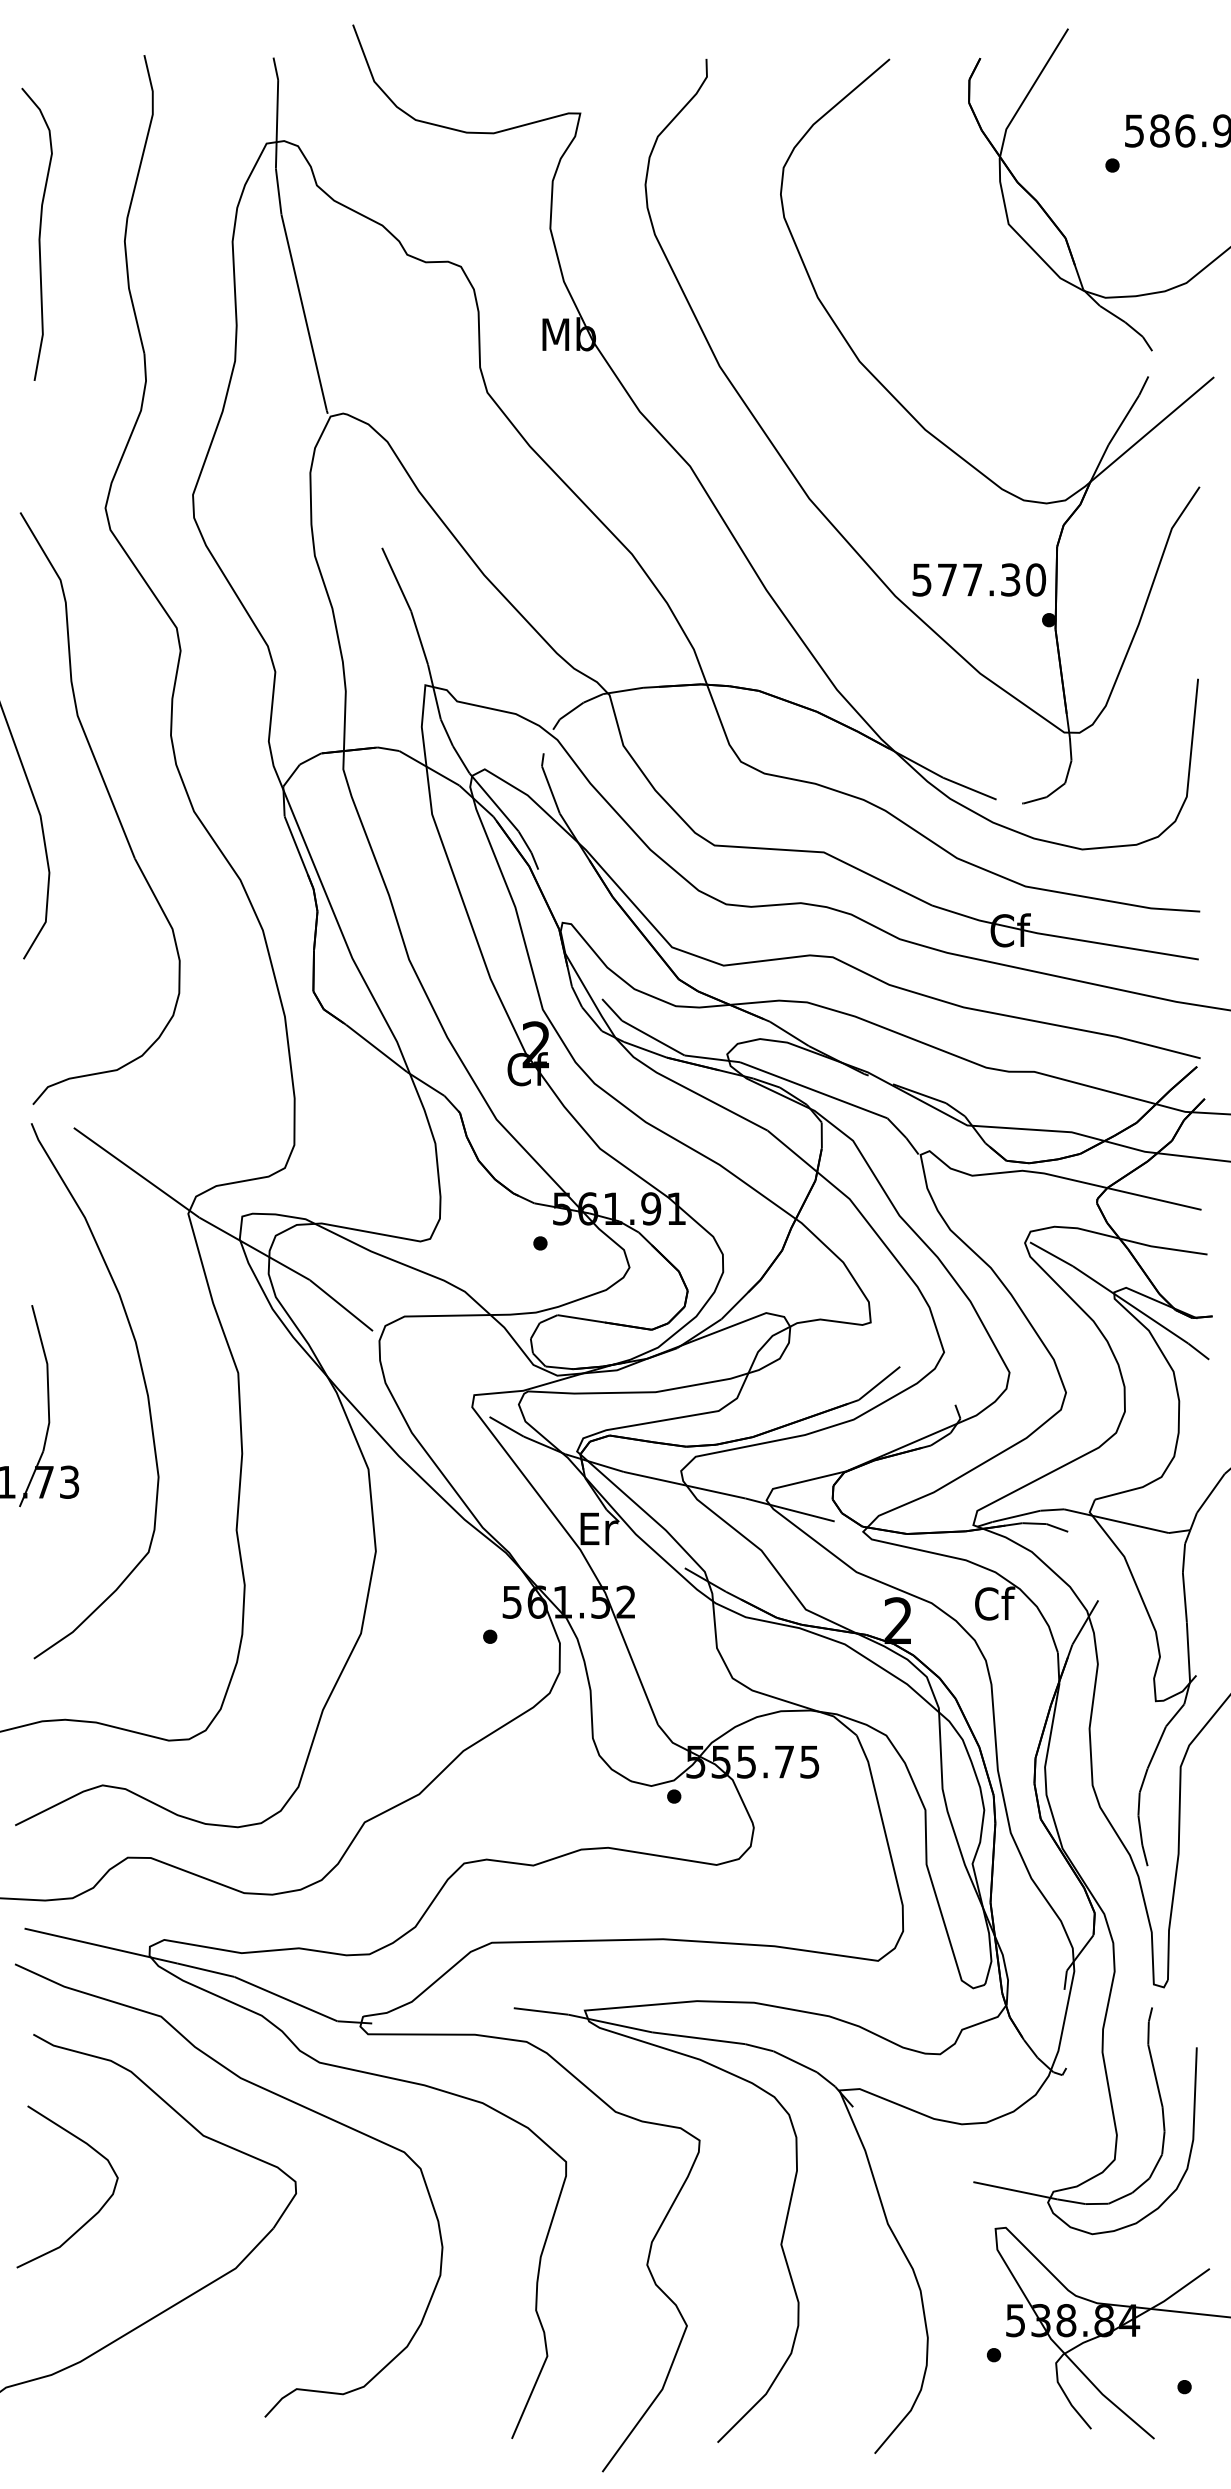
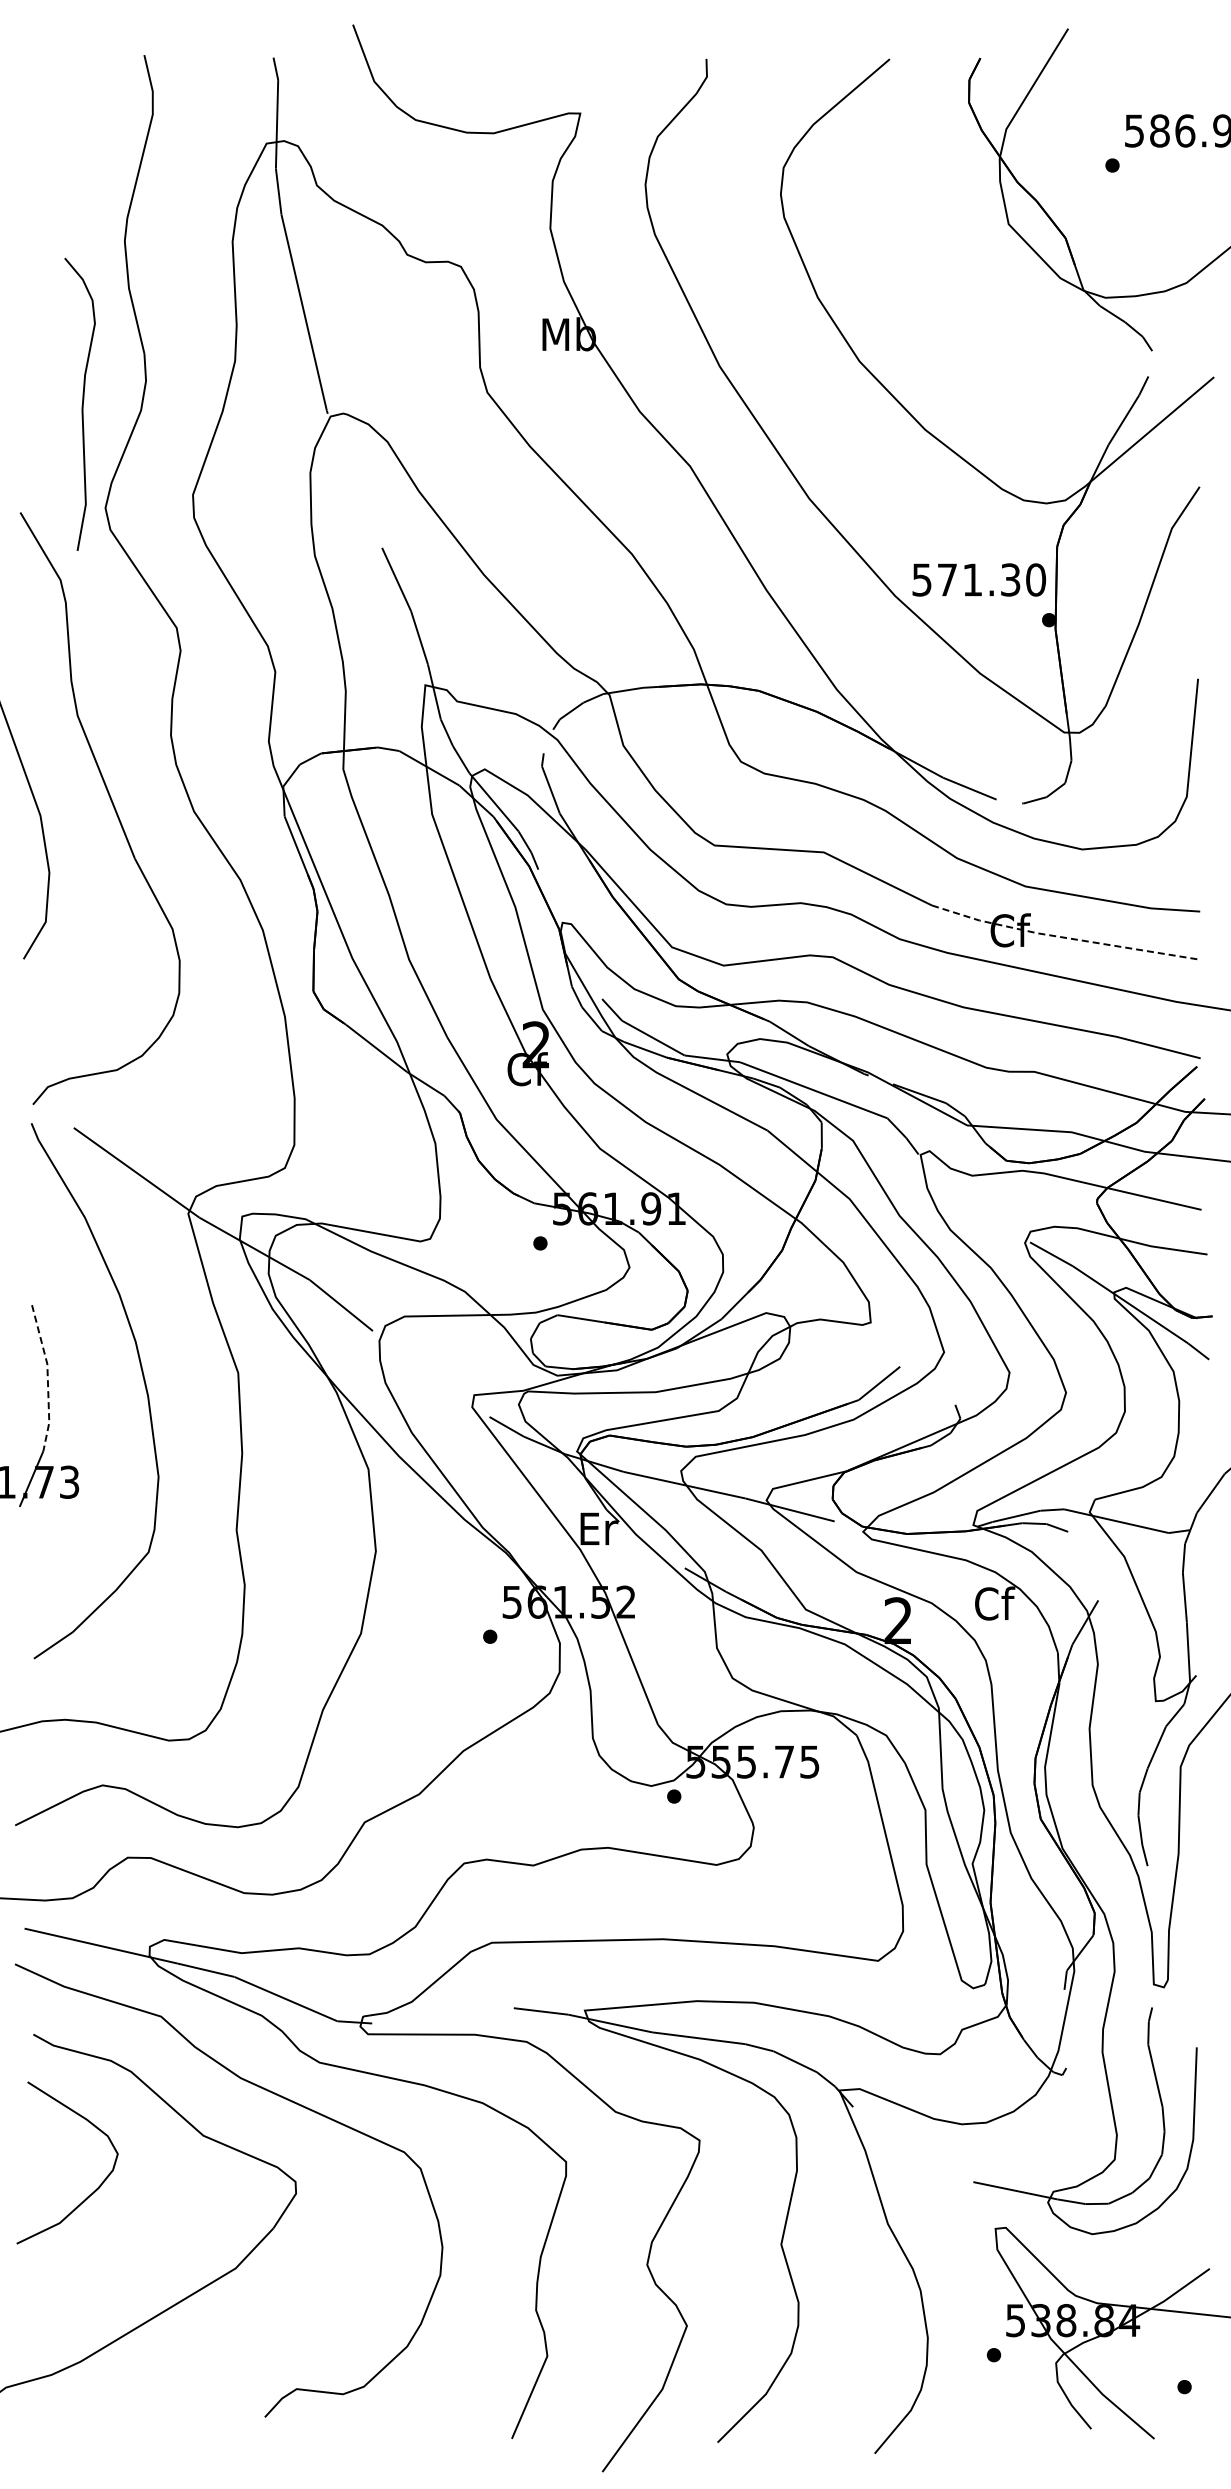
curve position: (38, 235) -> (81, 405) (81, 405)
text: 577.30 -> 571.30 (972, 579)
line: solid -> dashed (1063, 937)
line: solid -> dashed (47, 1377)
curve position: (95, 2213) -> (95, 2189) (95, 2189)
